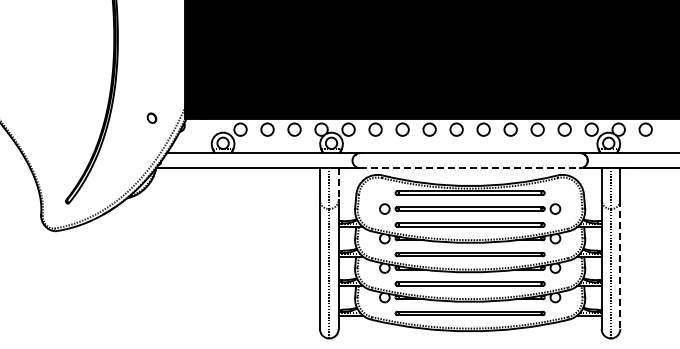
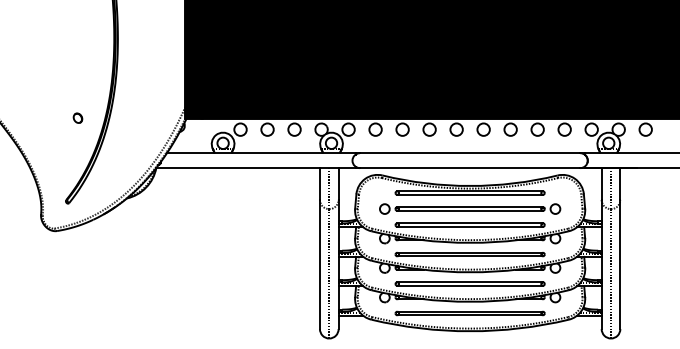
part position: (151, 117) -> (77, 117) (77, 117)
line: dashed -> solid (470, 168)
line: dashed -> solid (338, 184)
line: dashed -> solid (620, 264)
